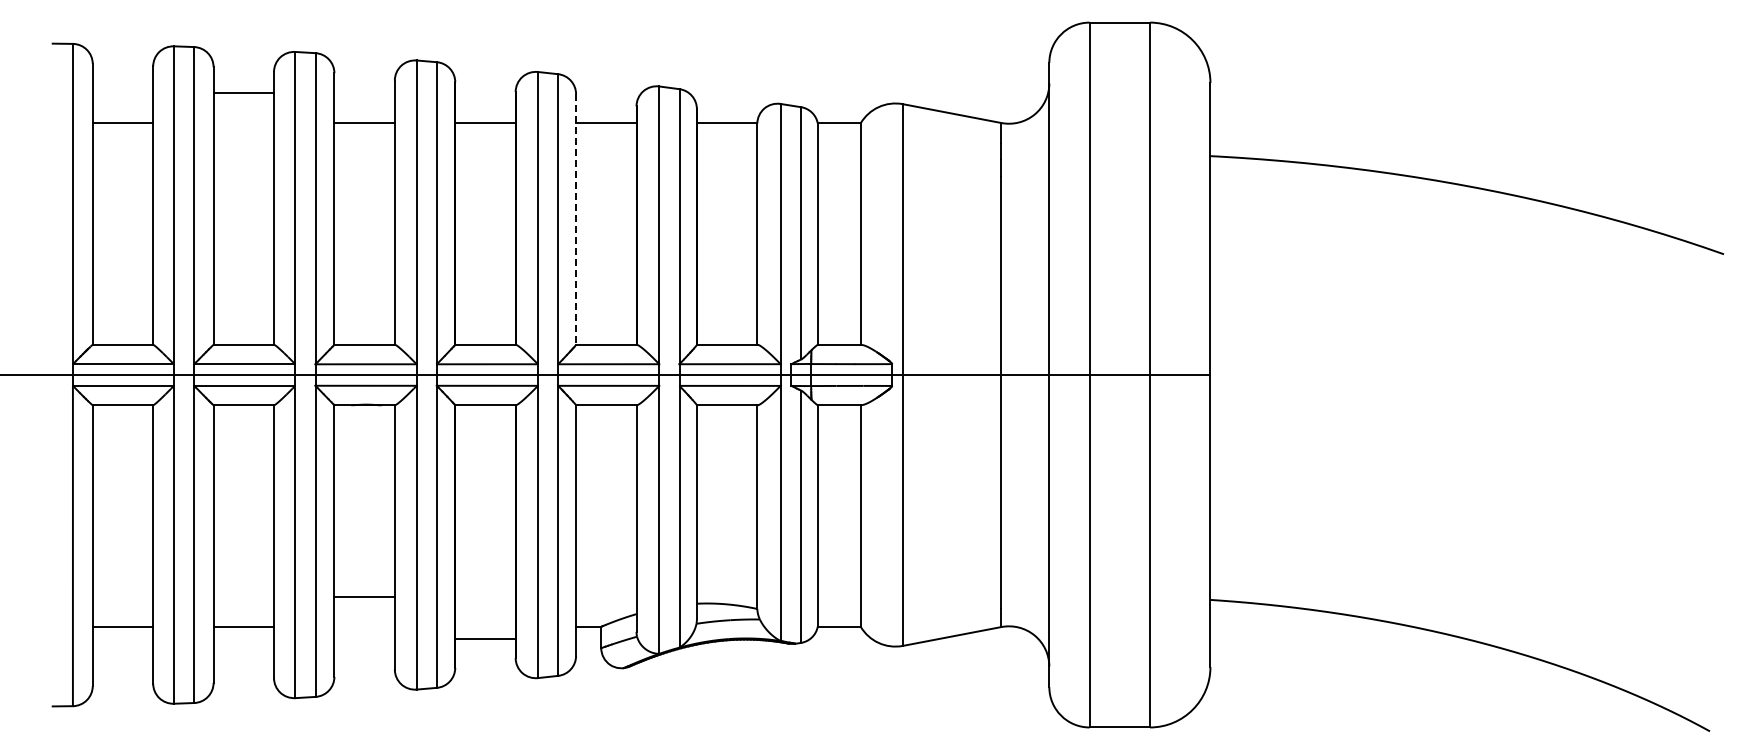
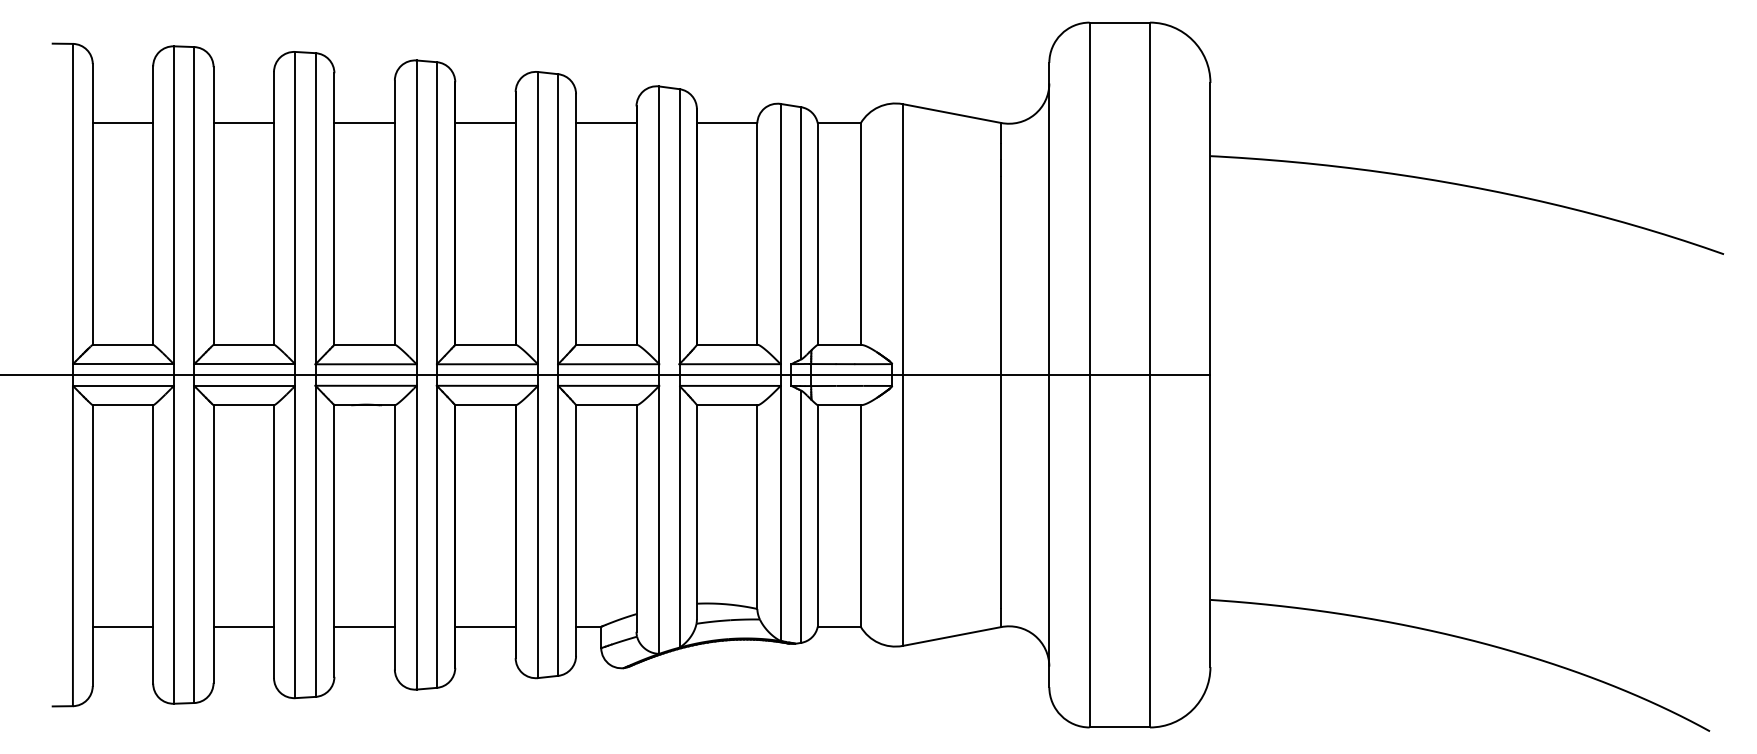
line position: (243, 93) -> (243, 123) (243, 123)
line: dashed -> solid (576, 220)
line position: (364, 596) -> (364, 626) (364, 626)
line position: (485, 638) -> (485, 626) (485, 626)
